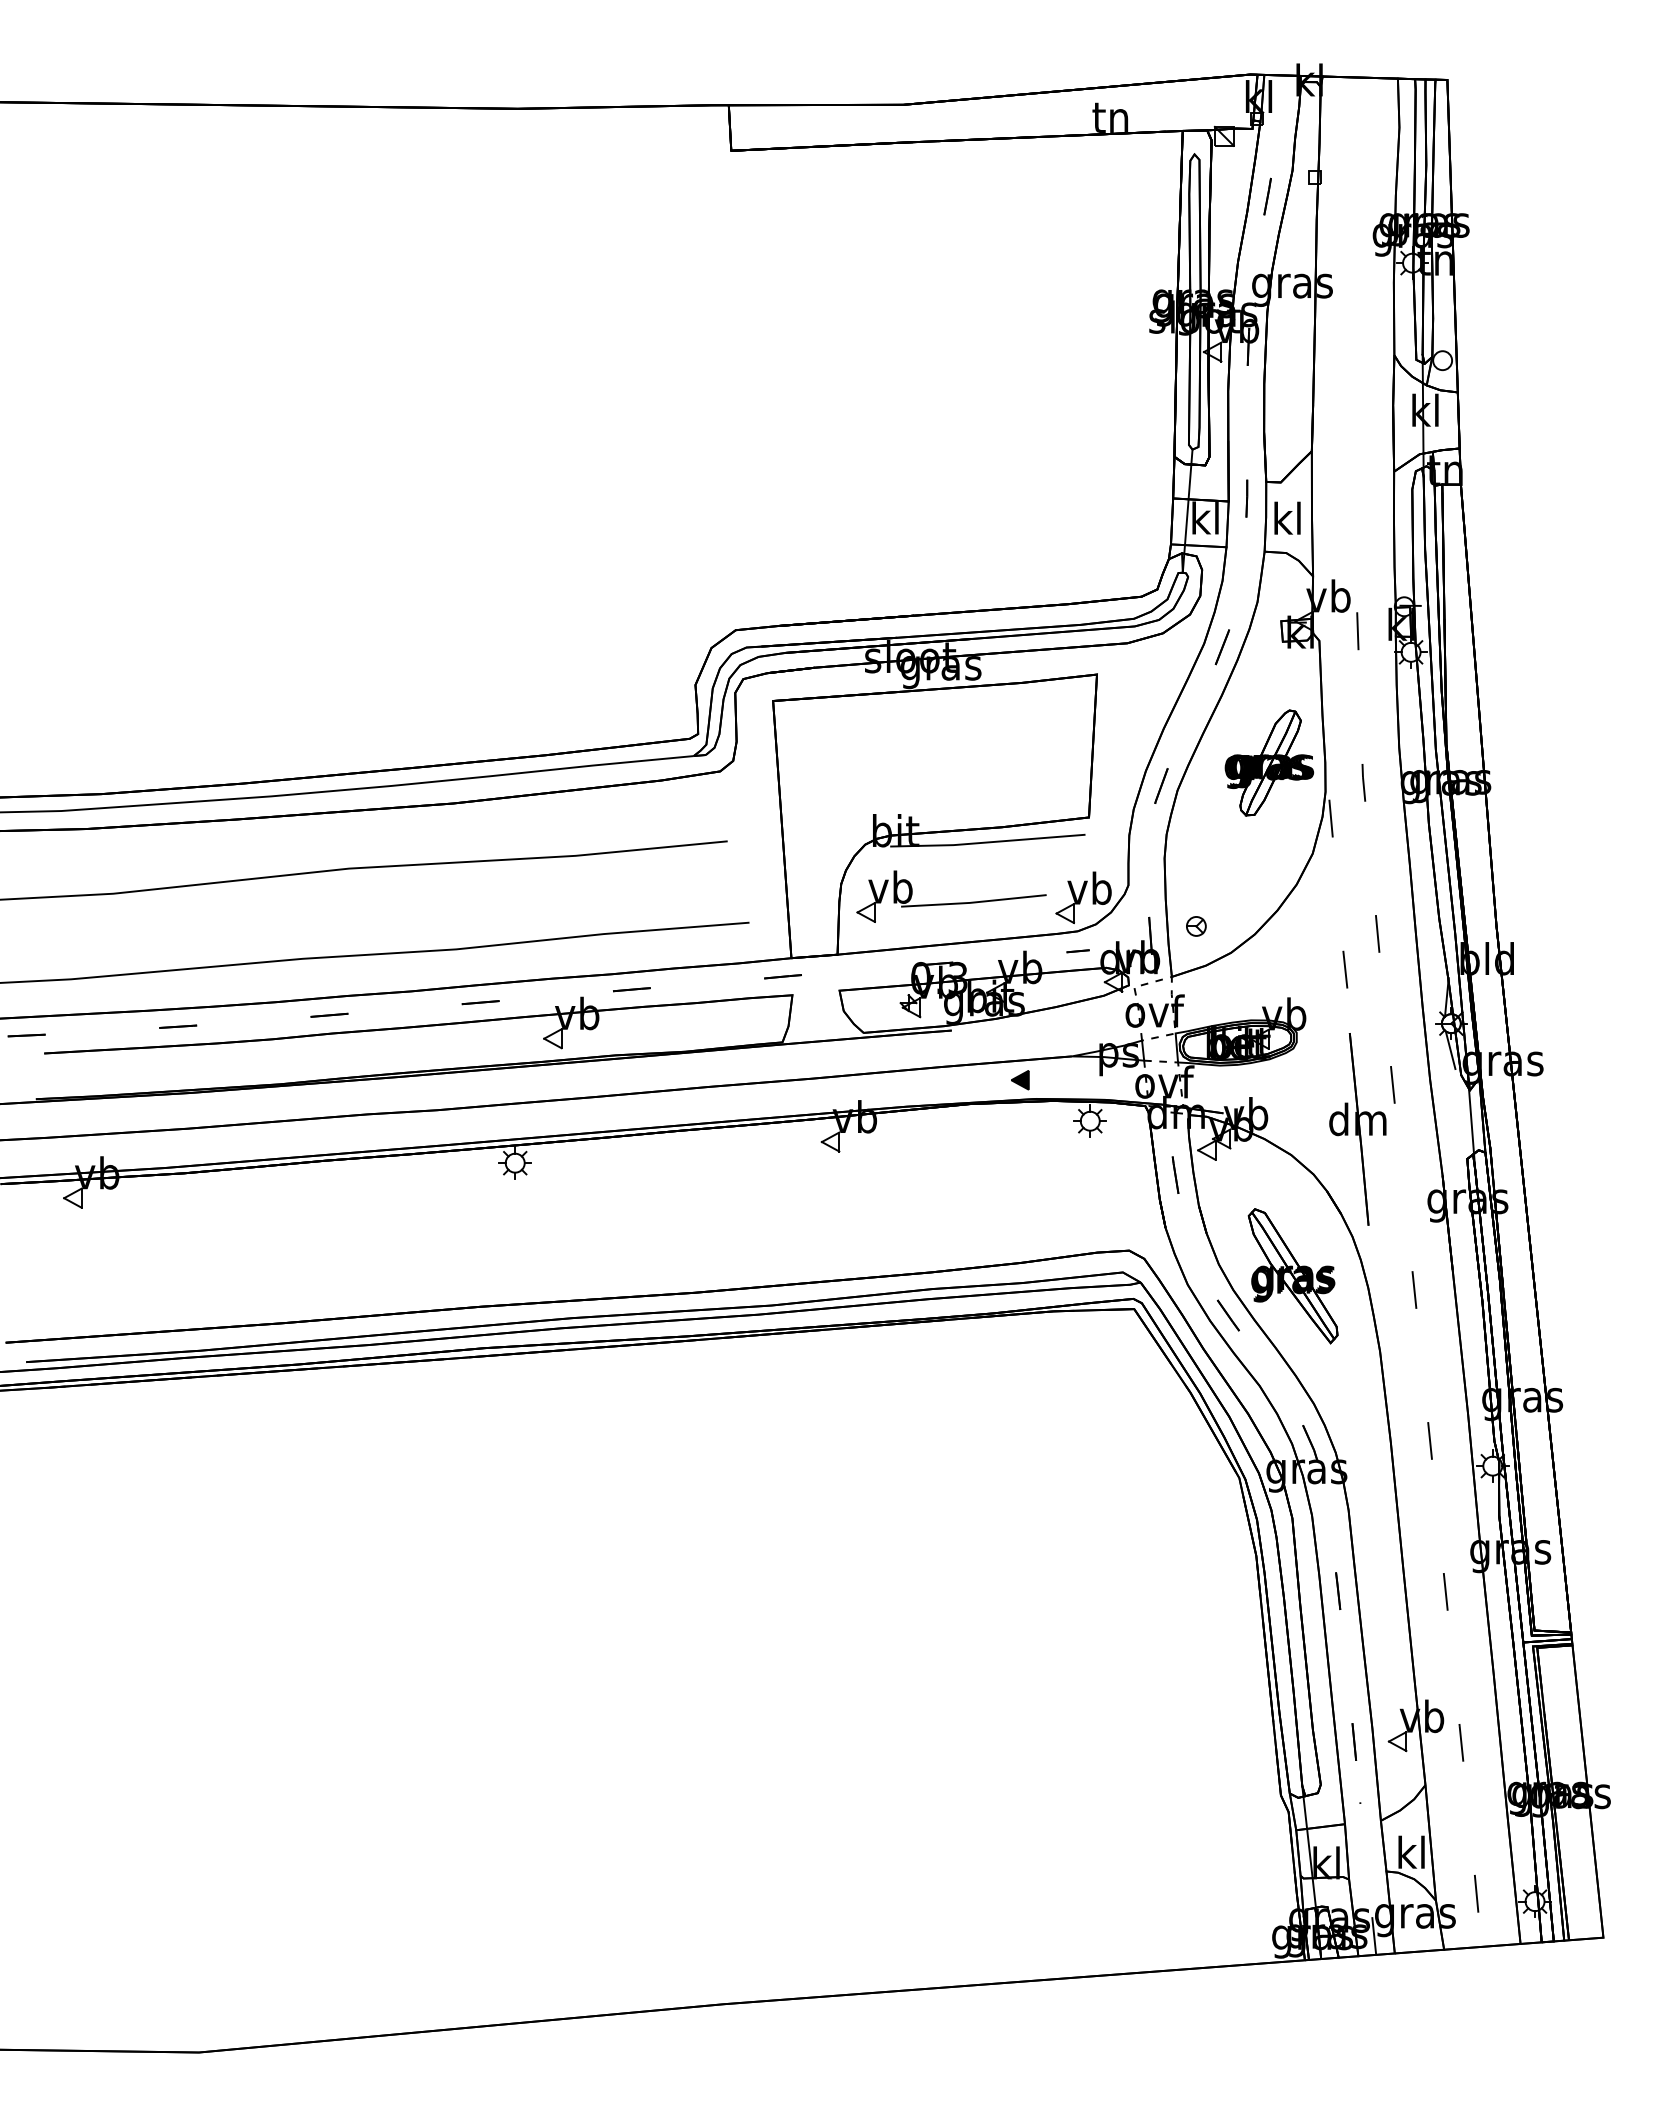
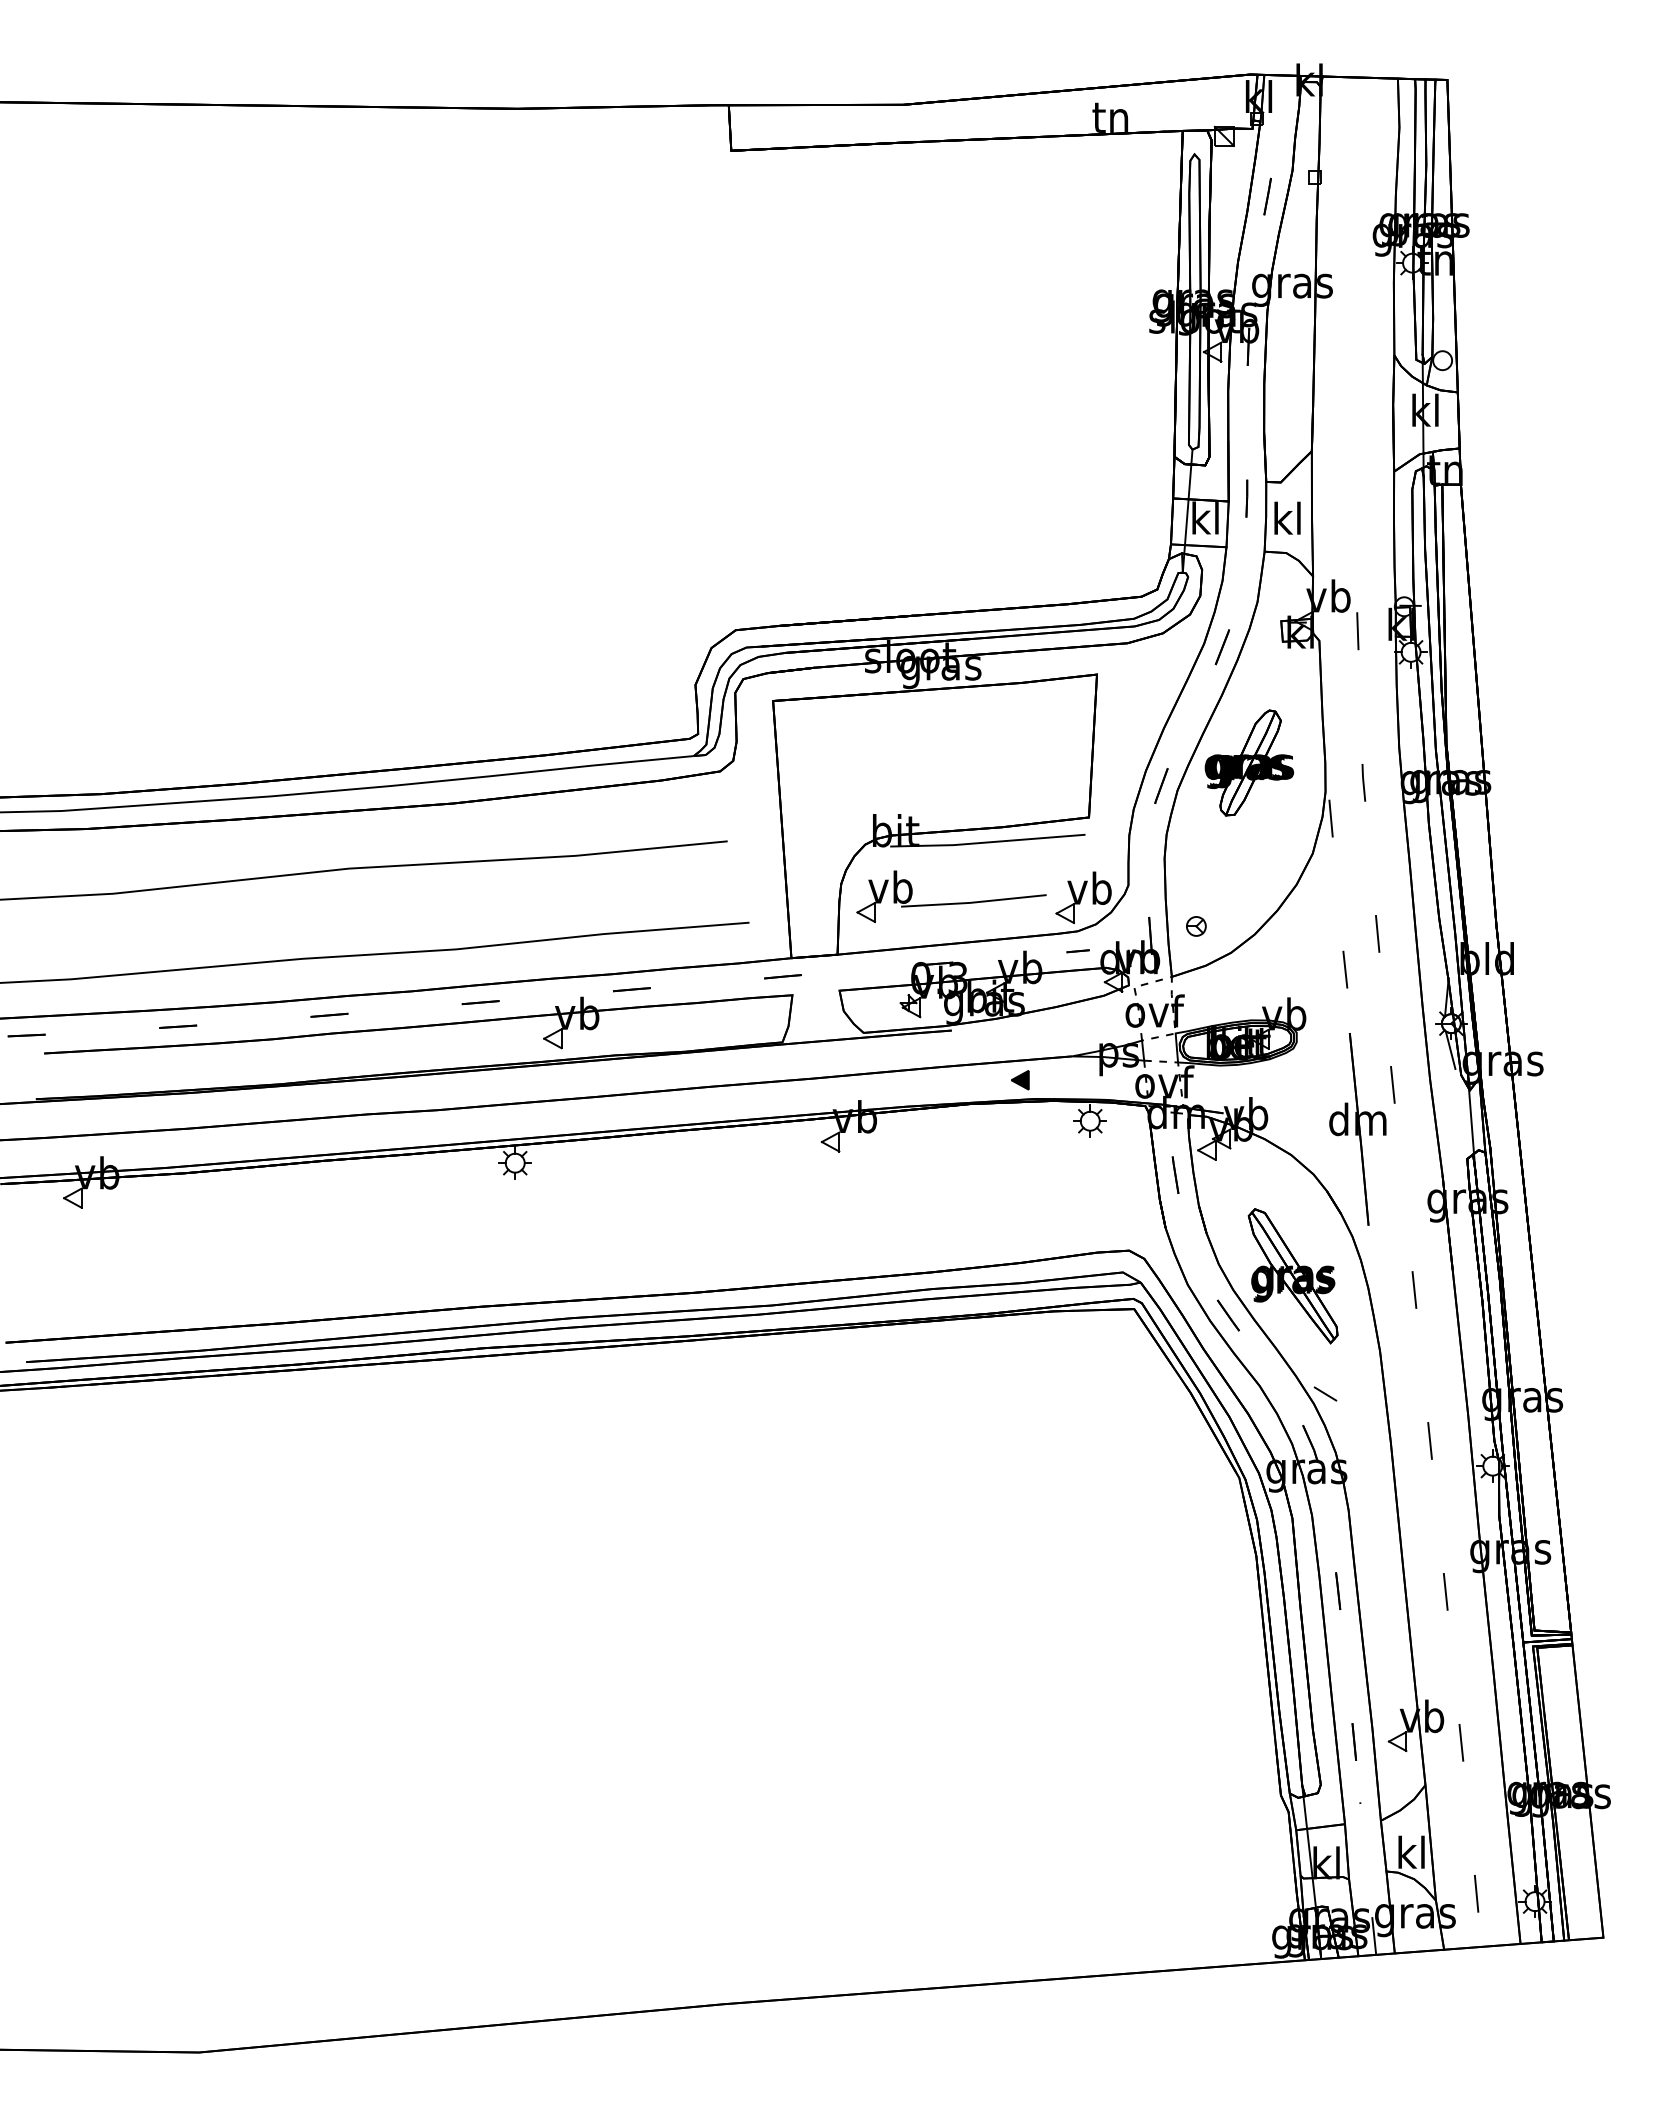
part position: (1269, 762) -> (1249, 762) (1249, 762)
line: none -> present (1325, 1393)
